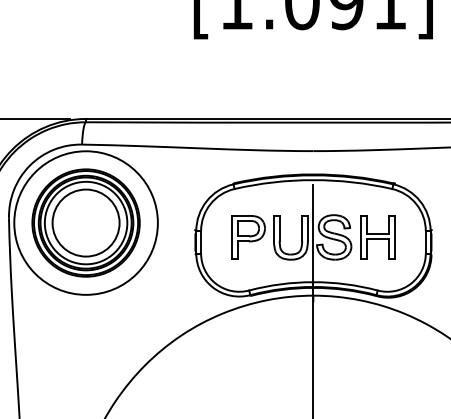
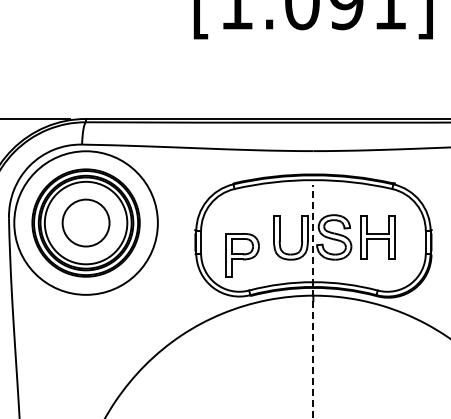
circle diameter: 67 px -> 47 px (85, 222)
part position: (248, 237) -> (242, 255) (242, 255)
line: solid -> dashed (313, 301)
